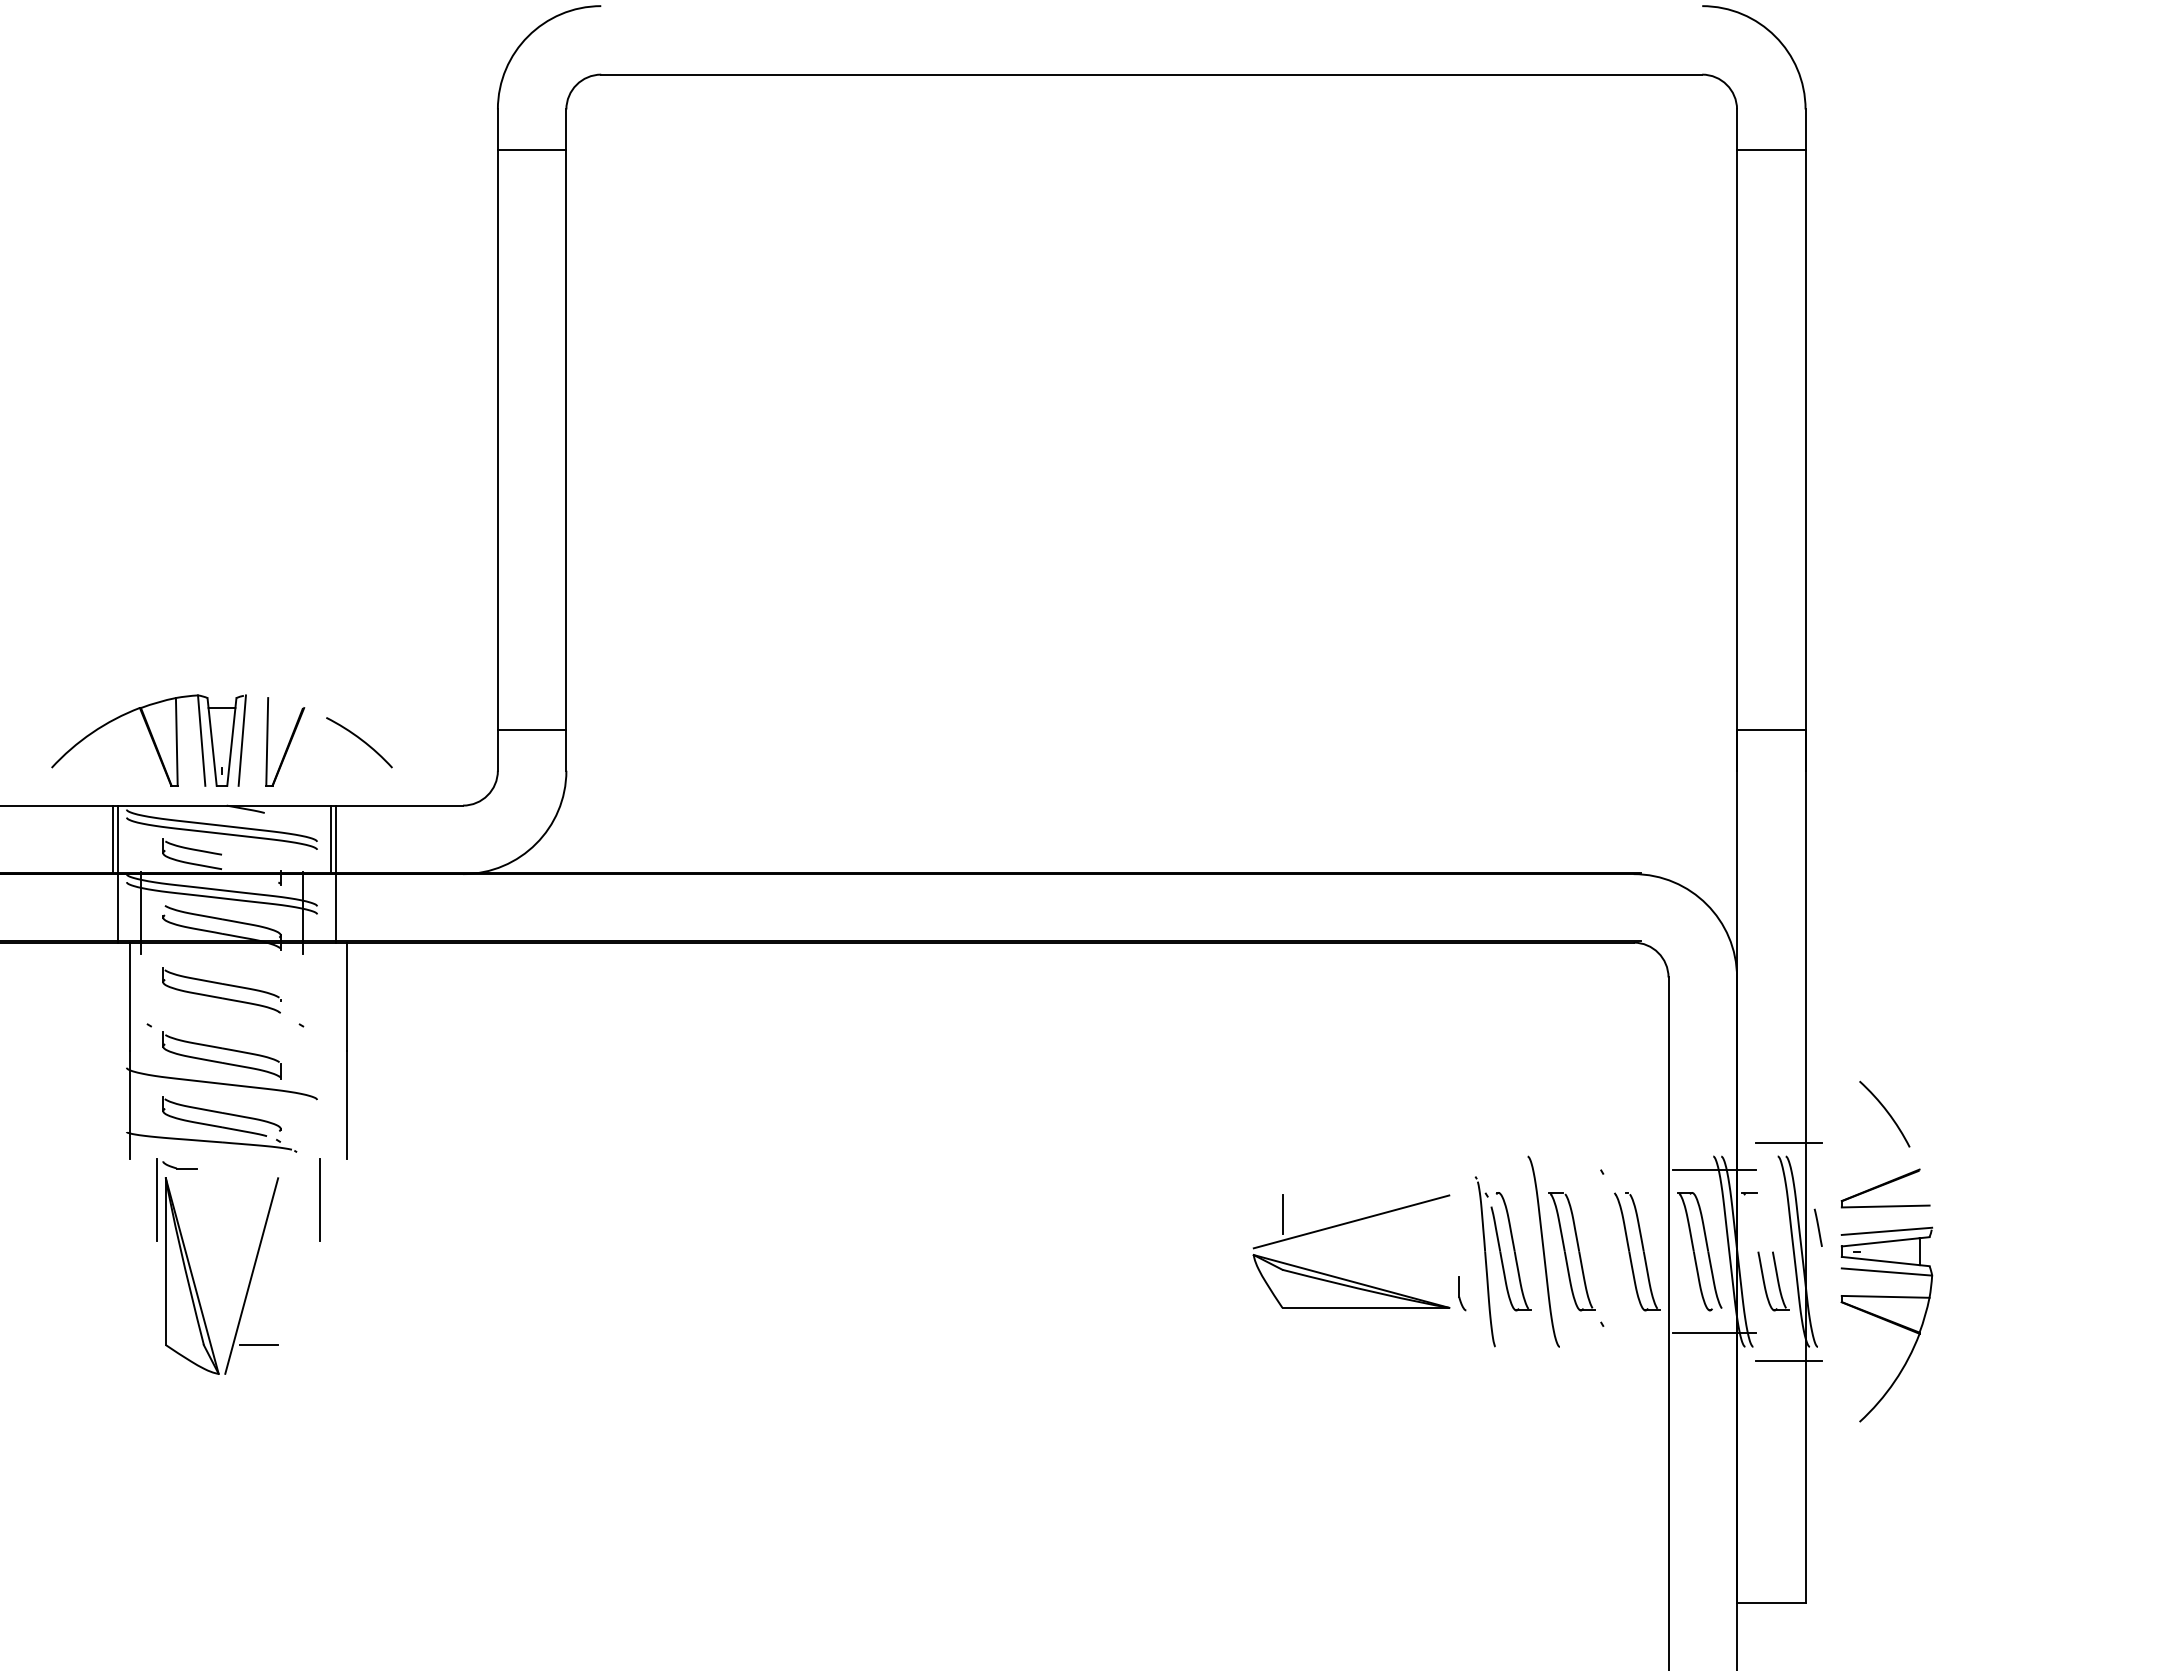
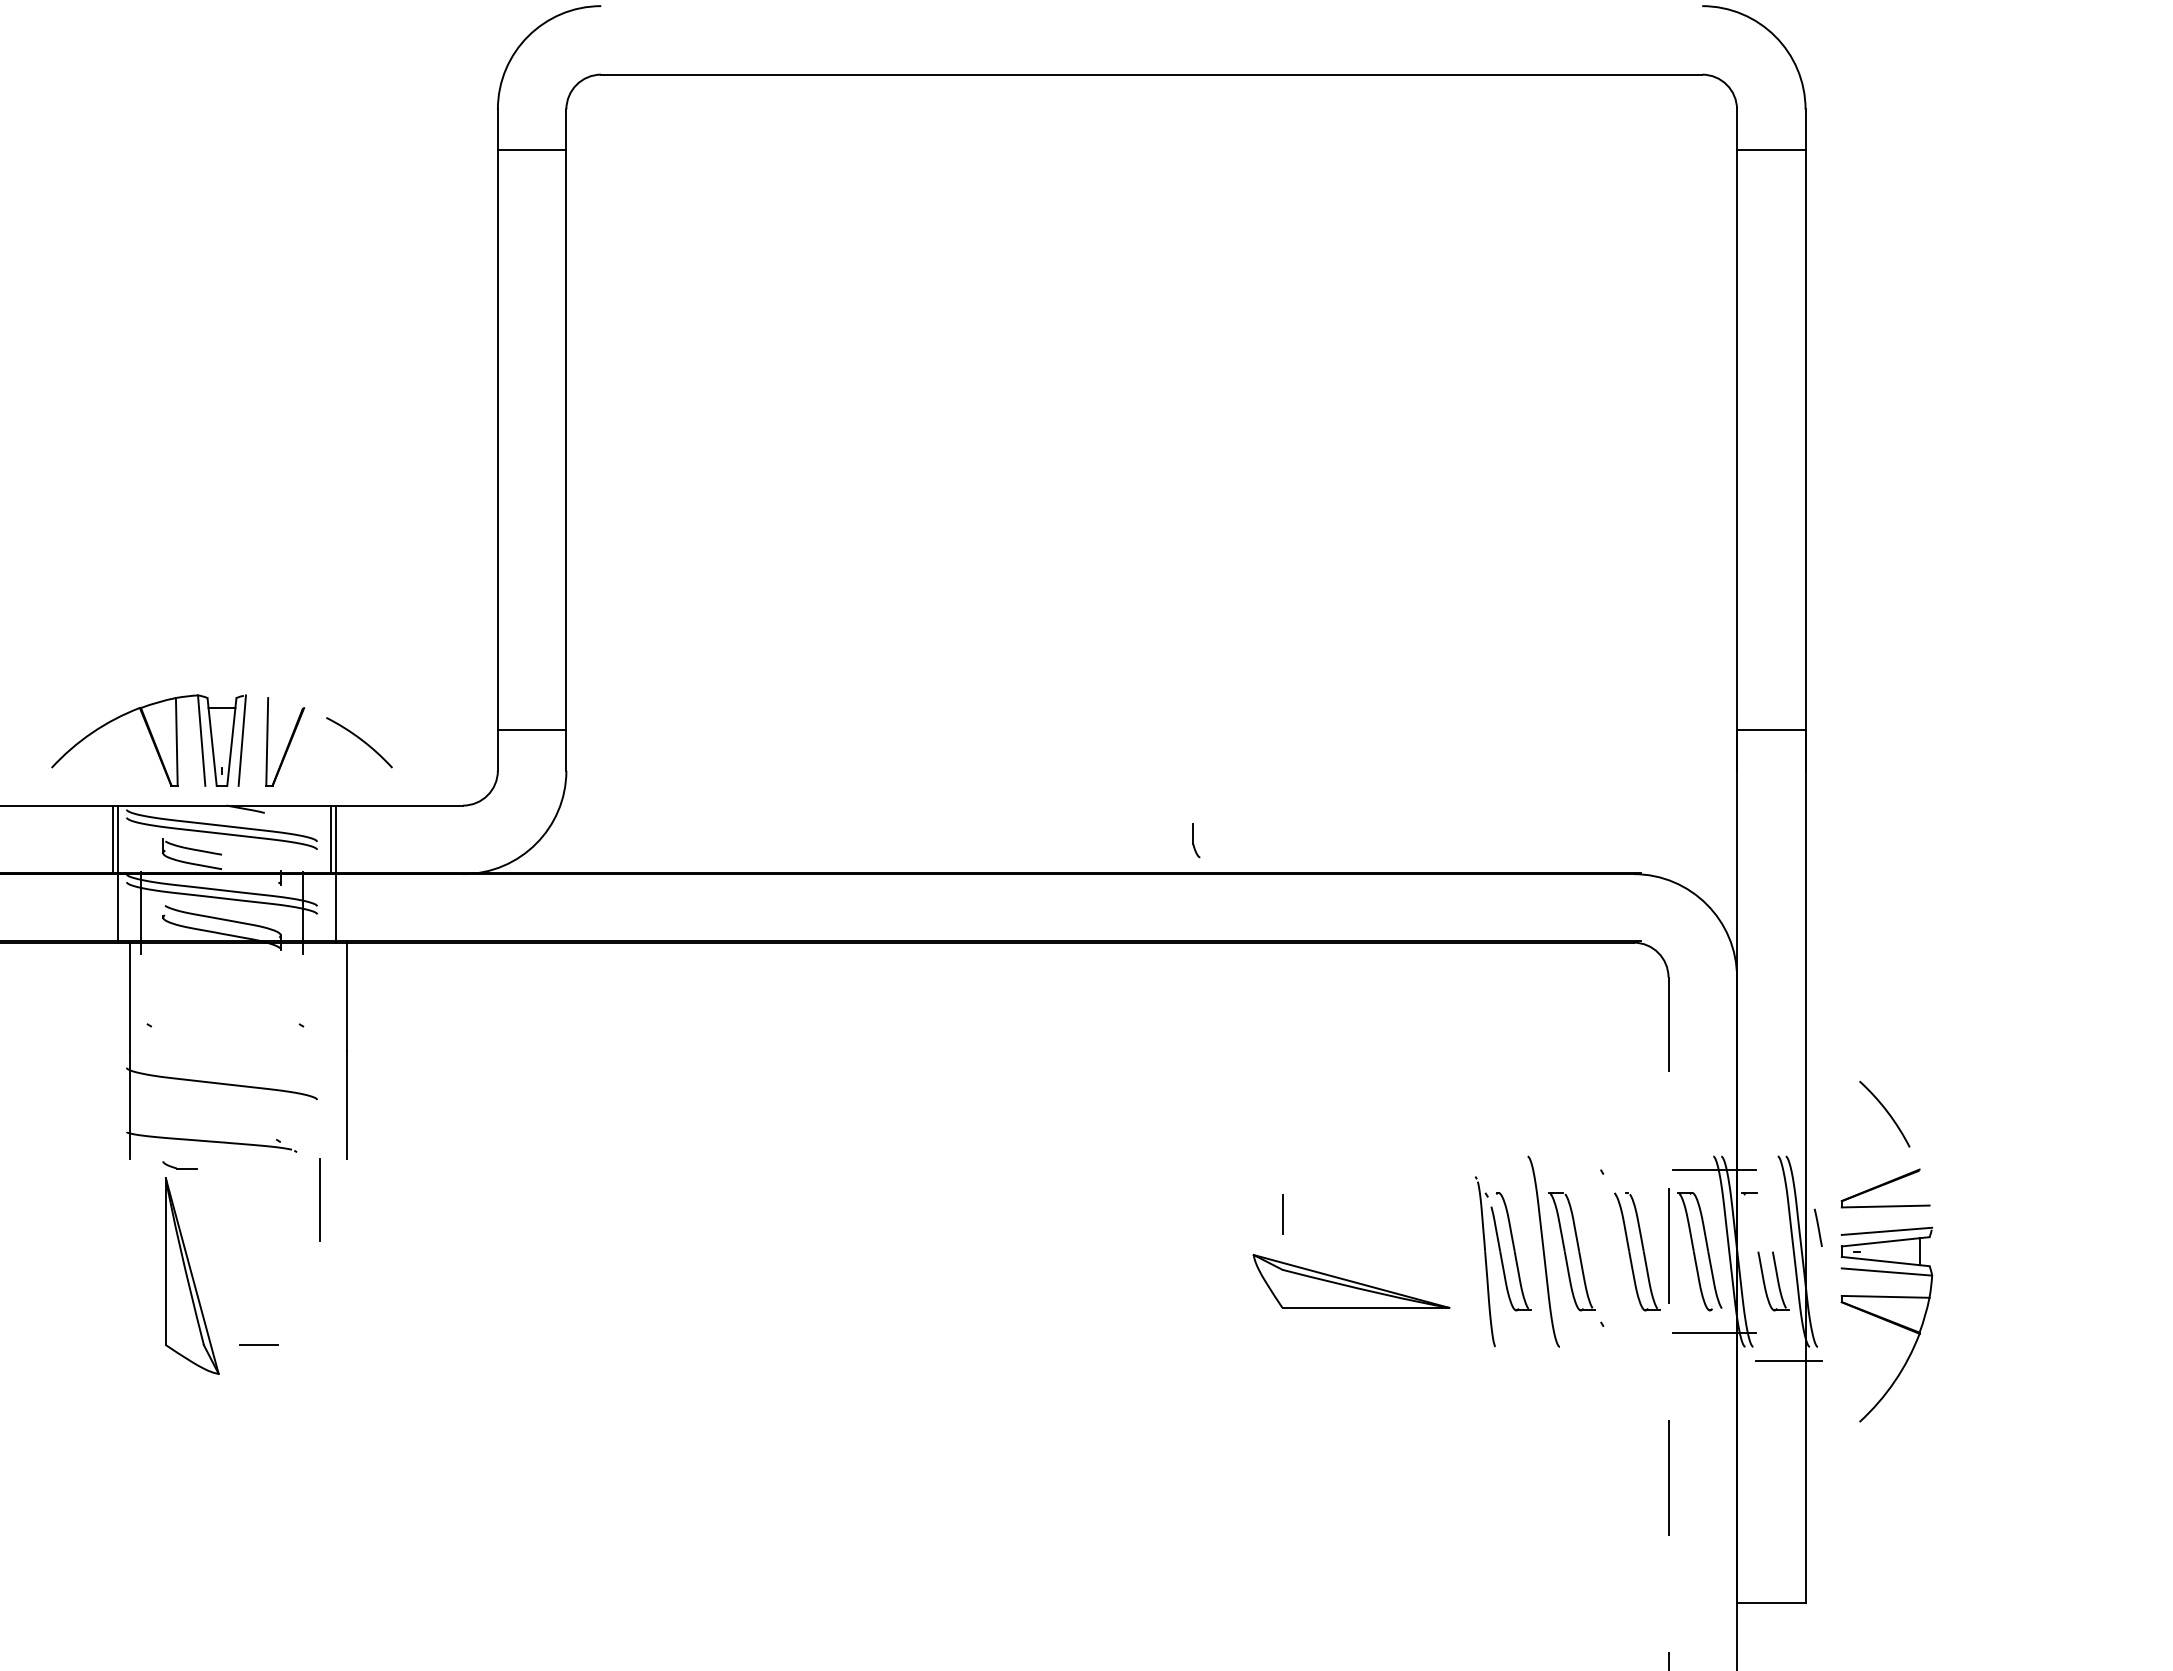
part: present -> none (221, 990)
part: present -> none (221, 1055)
part: present -> none (221, 1116)
line: present -> none (1788, 1142)
line: present -> none (157, 1199)
line: present -> none (1351, 1221)
line: present -> none (251, 1275)
part position: (1462, 1293) -> (1196, 840) (1196, 840)
line: solid -> dashed (1668, 1323)
